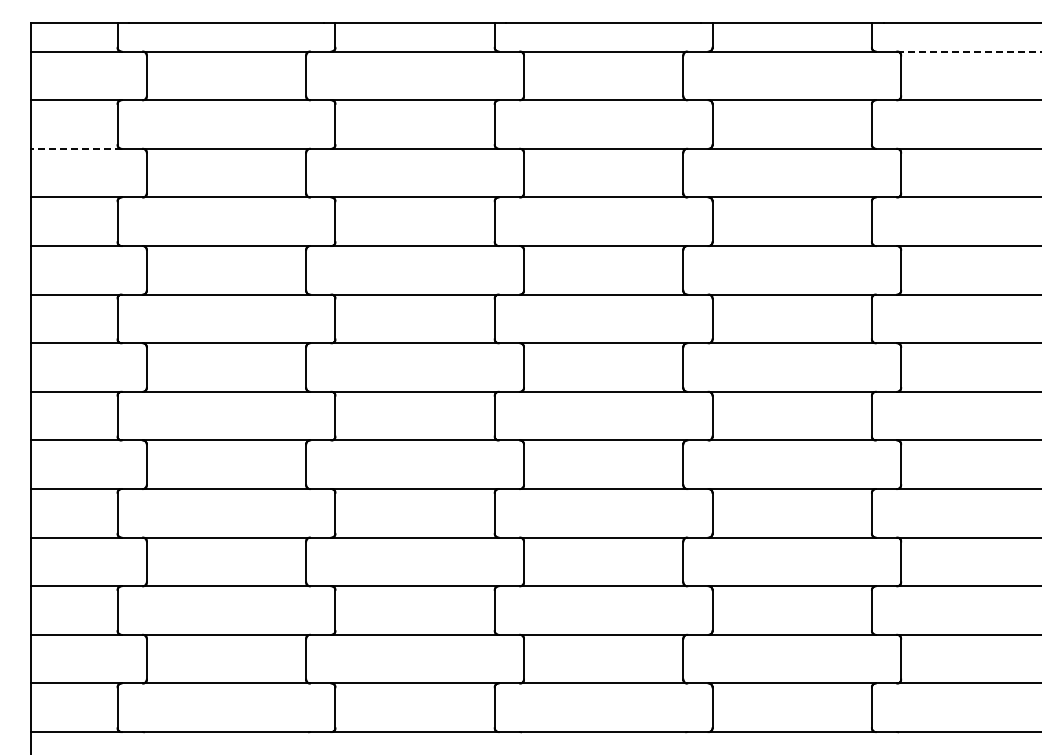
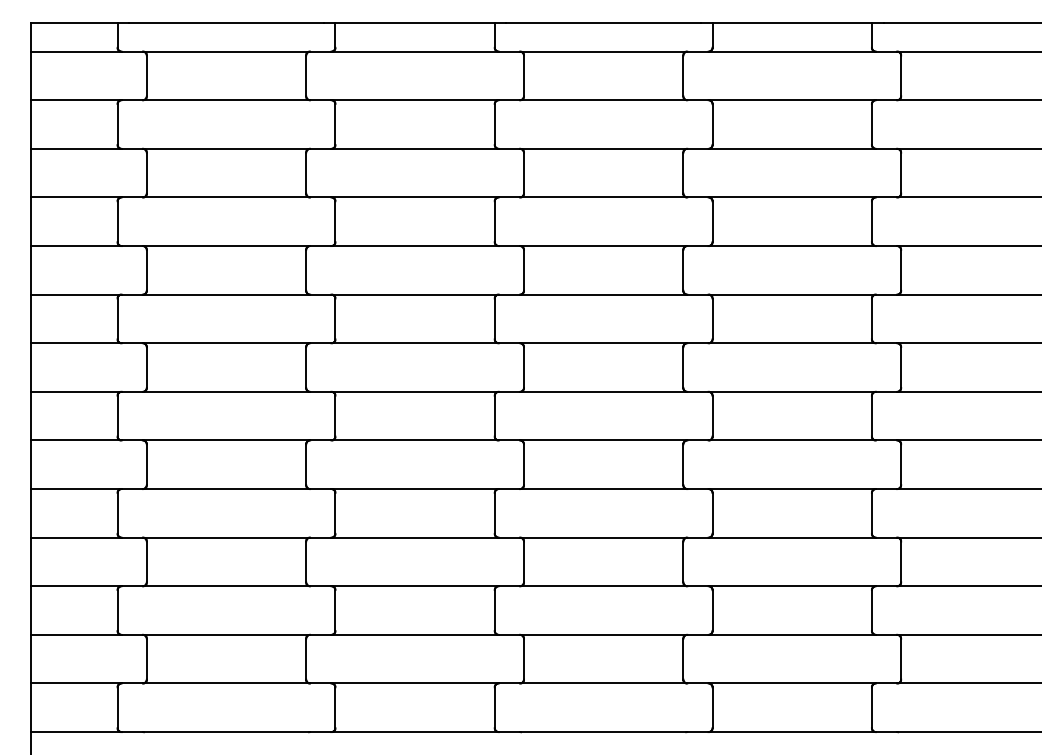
line: dashed -> solid (969, 51)
line: dashed -> solid (75, 148)
